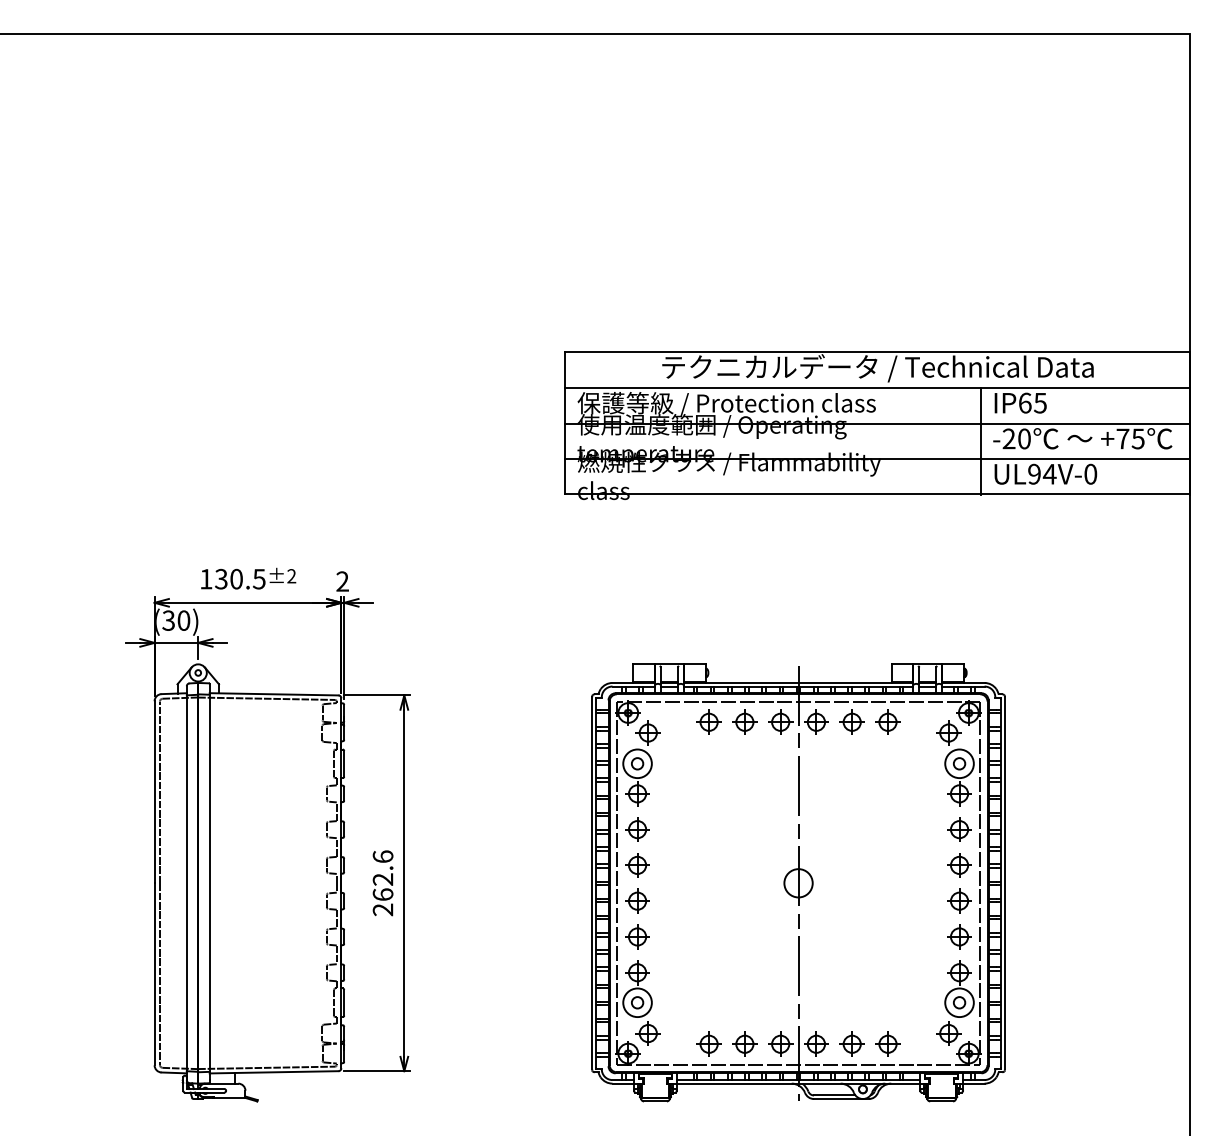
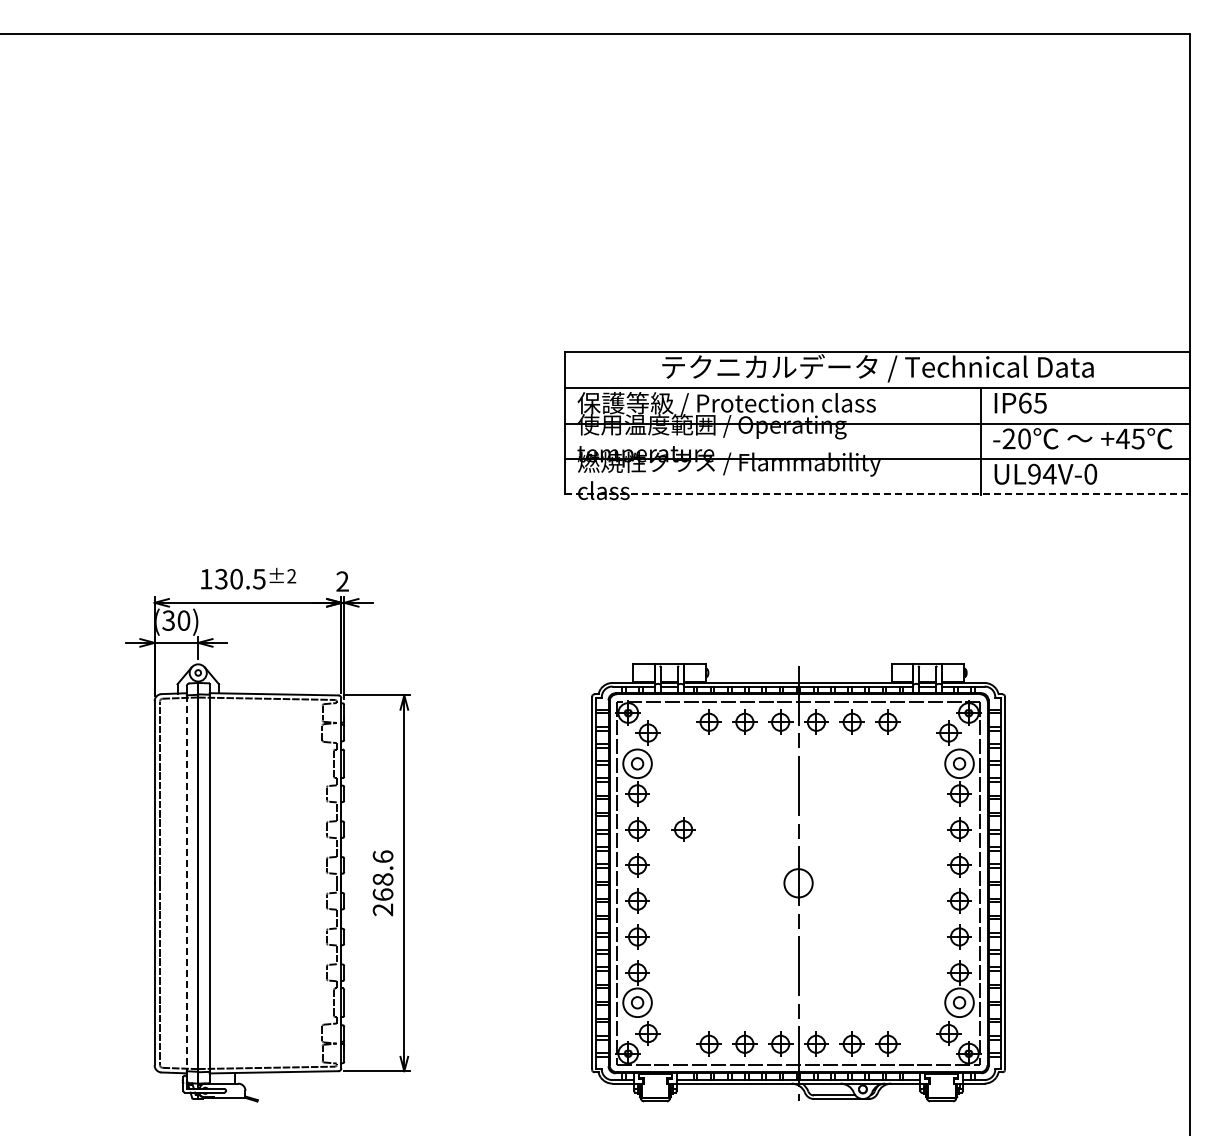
text: +75 -> +45 (1122, 438)
line: solid -> dashed (878, 494)
part: none -> present (683, 829)
text: 262.6 -> 268.6 (382, 879)
line: solid -> dashed (186, 883)
